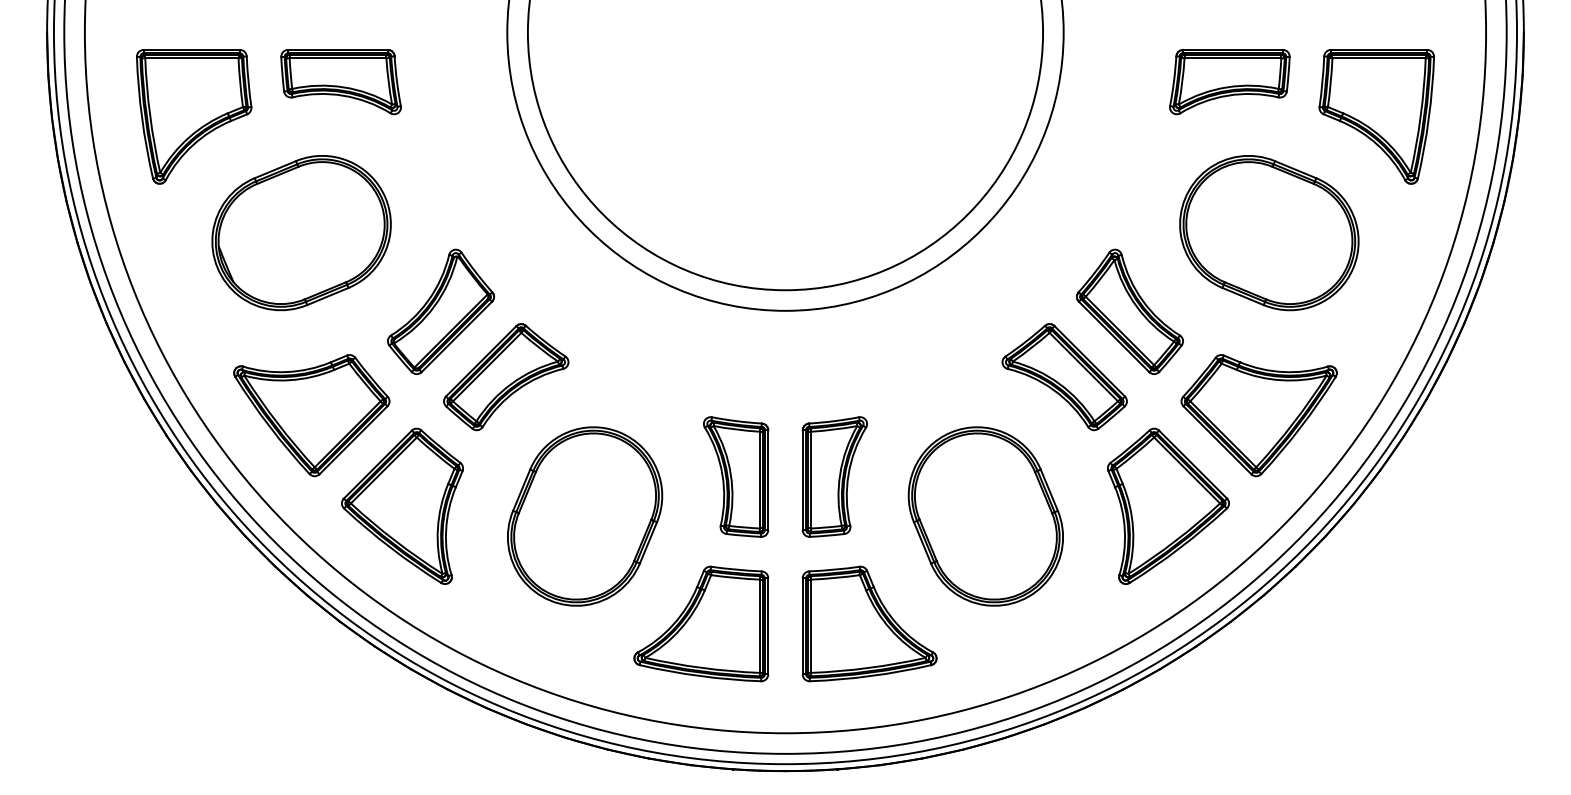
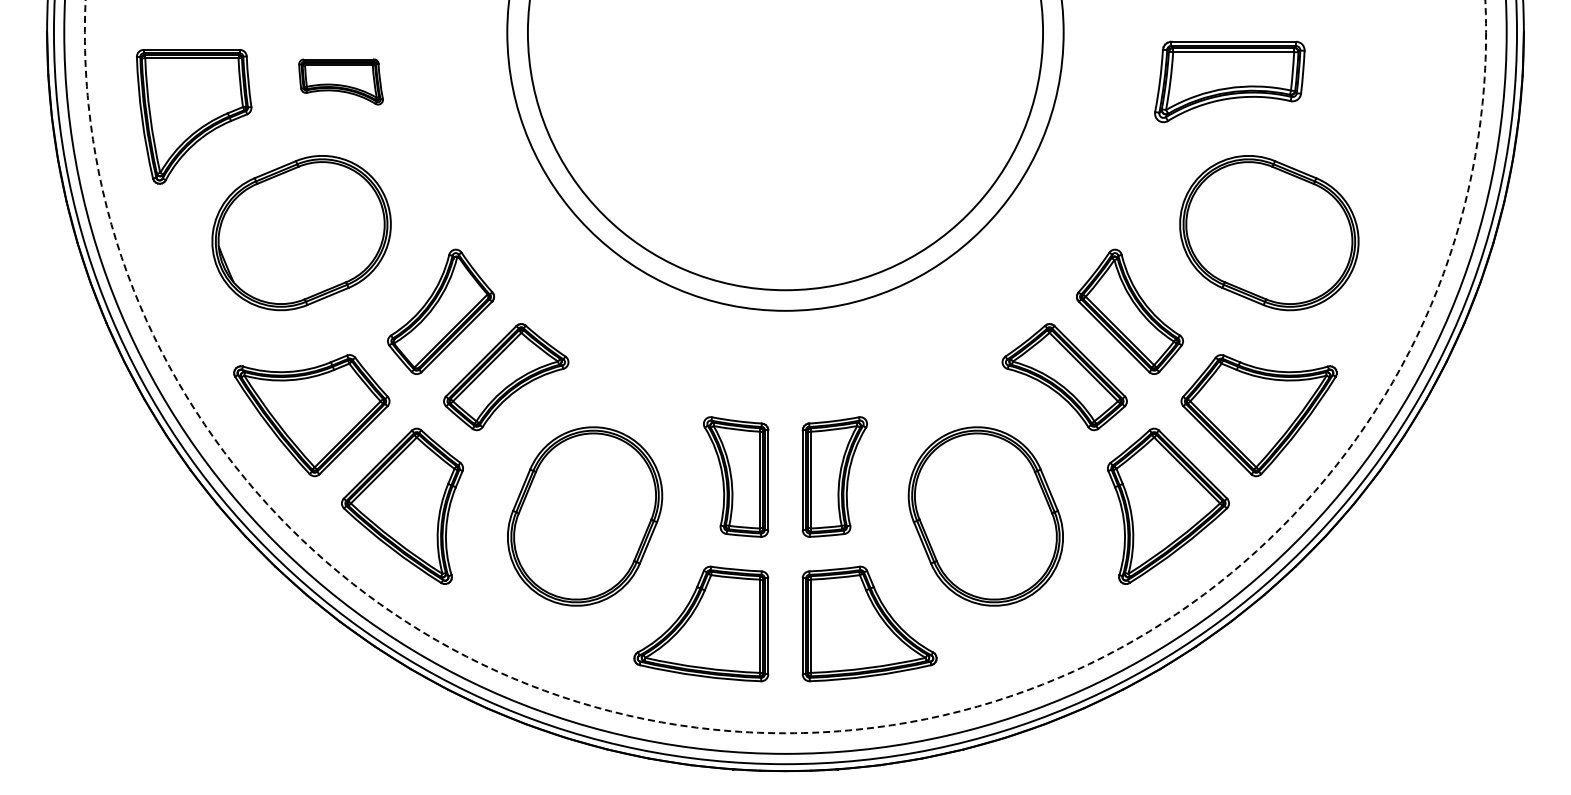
part size: 122x68 px -> 86x48 px (340, 81)
part size: 122x67 px -> 152x84 px (1229, 81)
part: present -> none (1376, 116)
circle: solid -> dashed (785, 366)
